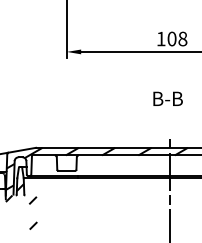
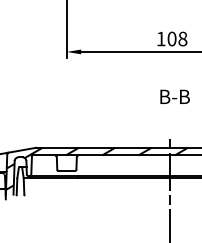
text position: (167, 98) -> (174, 96) (174, 96)
hatch: present -> none (21, 206)
